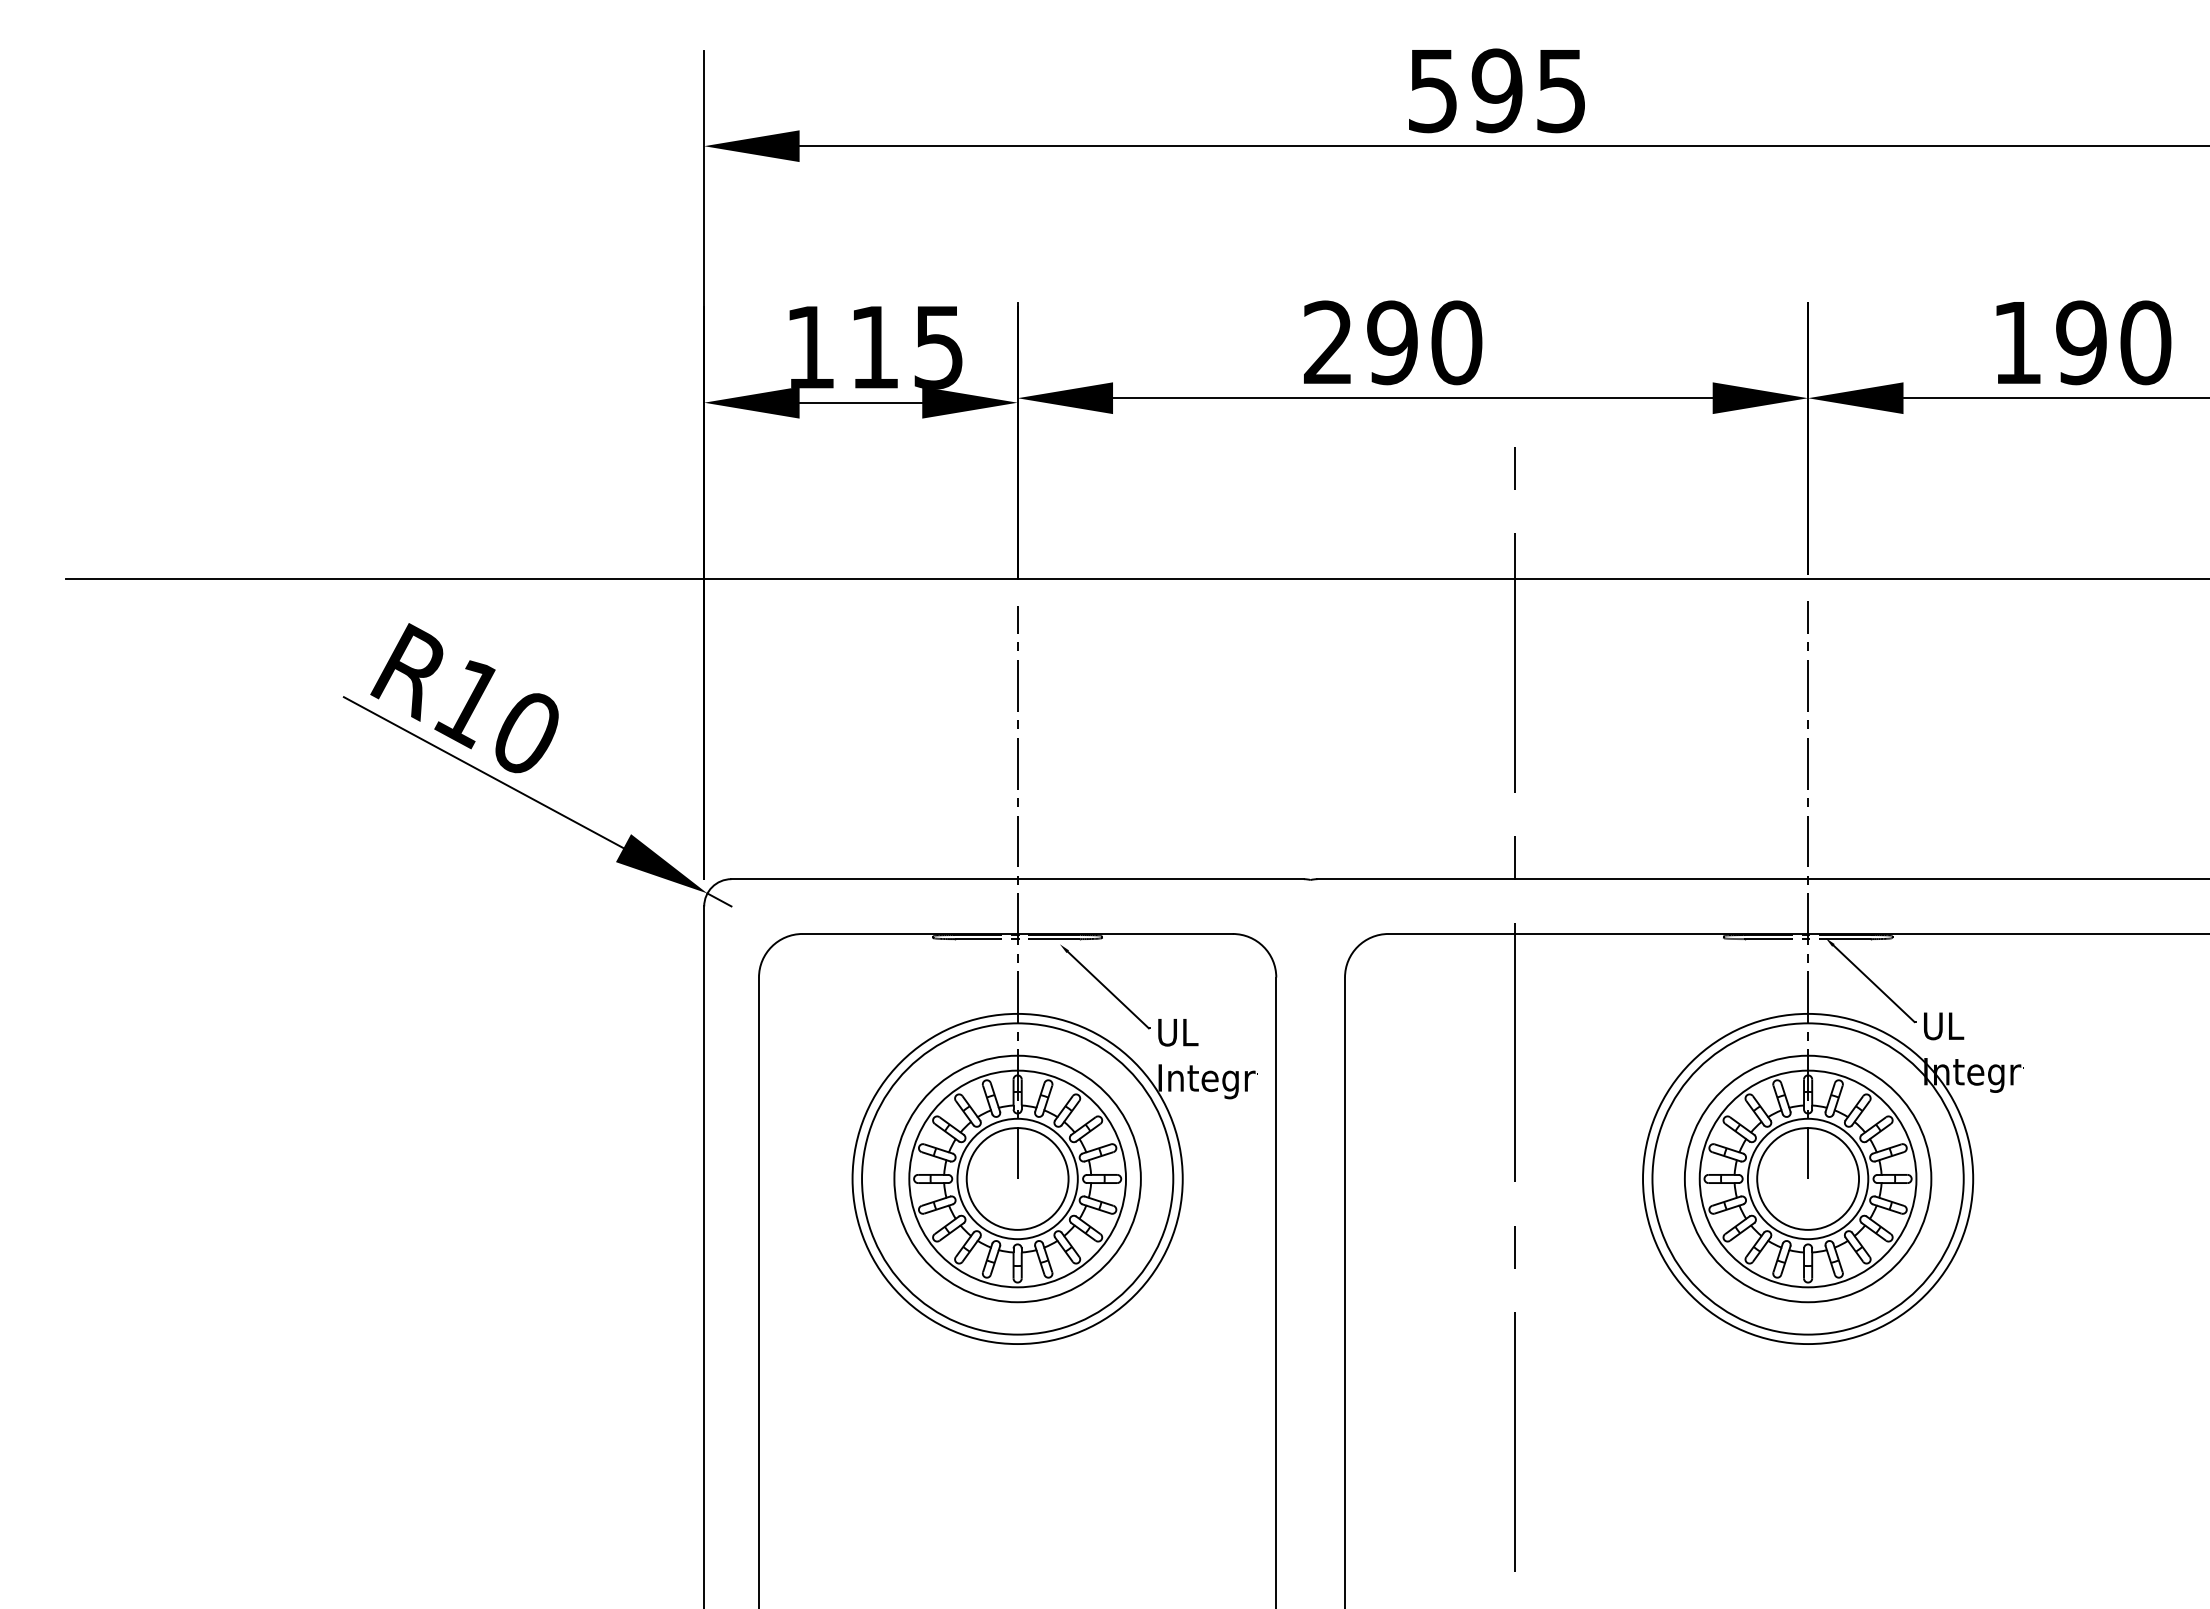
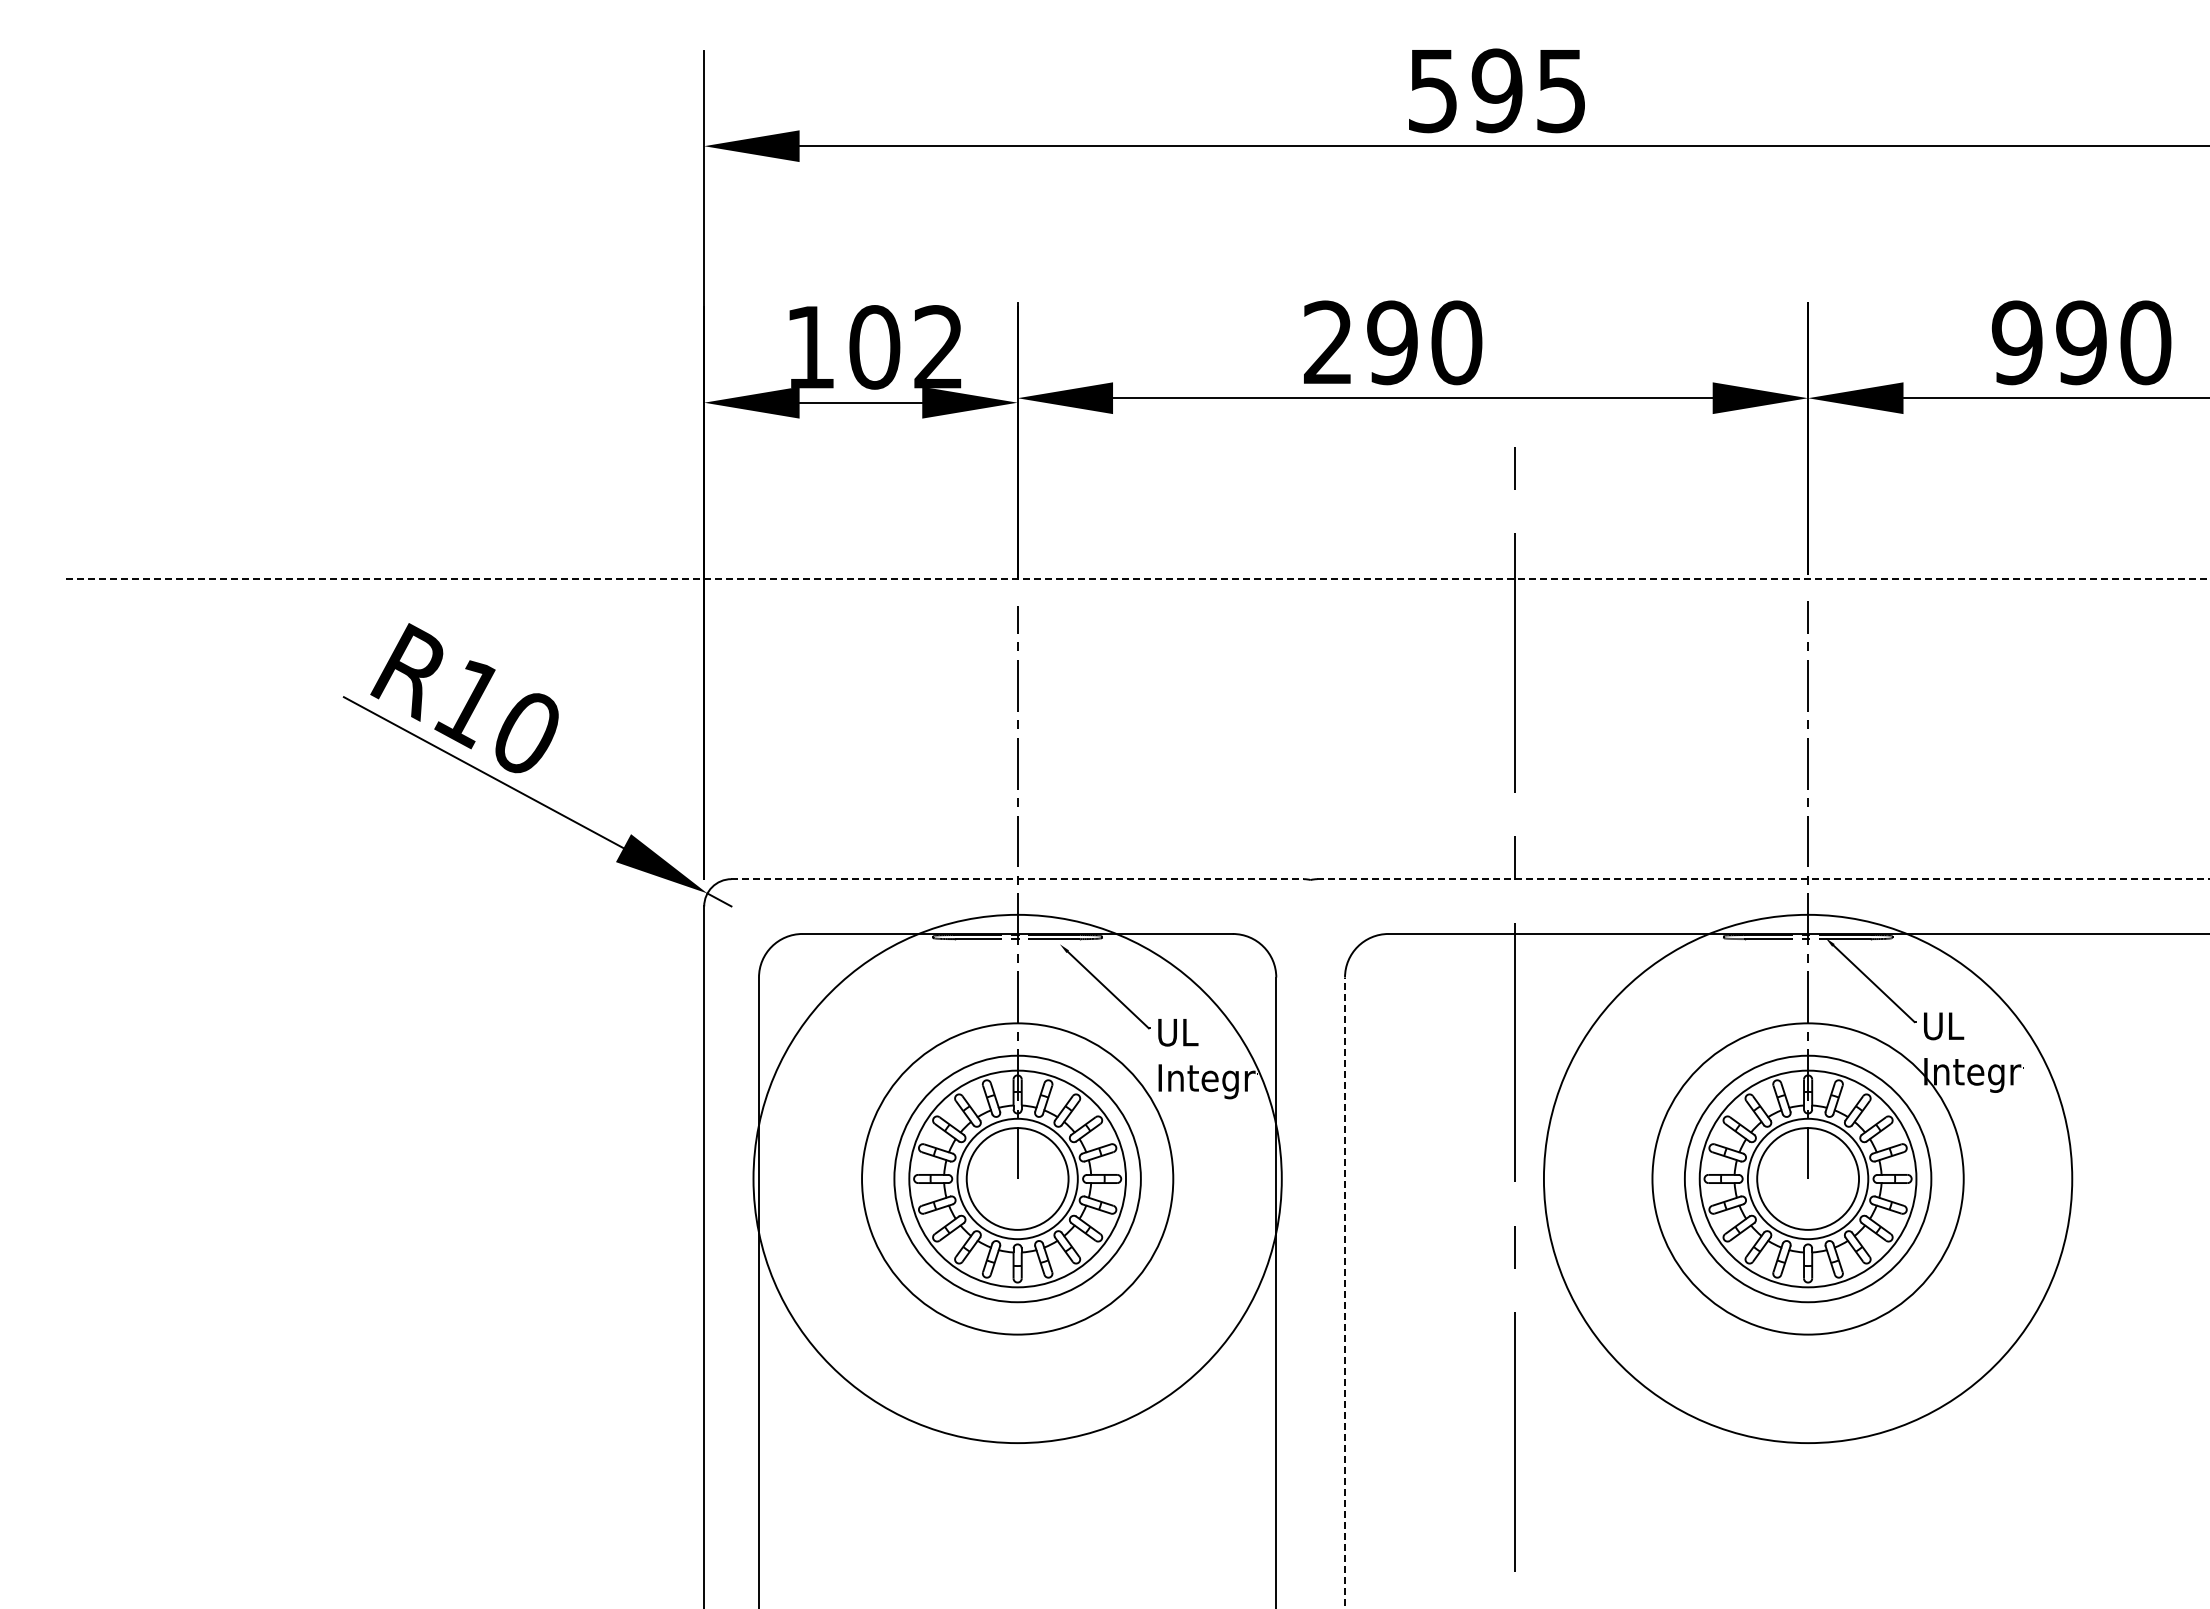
text: 190 -> 990 (2016, 342)
text: 115 -> 102 (905, 347)
line: solid -> dashed (1138, 579)
line: solid -> dashed (1018, 879)
line: solid -> dashed (1764, 879)
circle diameter: 330 px -> 528 px (1017, 1178)
circle diameter: 330 px -> 528 px (1807, 1178)
line: solid -> dashed (1345, 1292)
